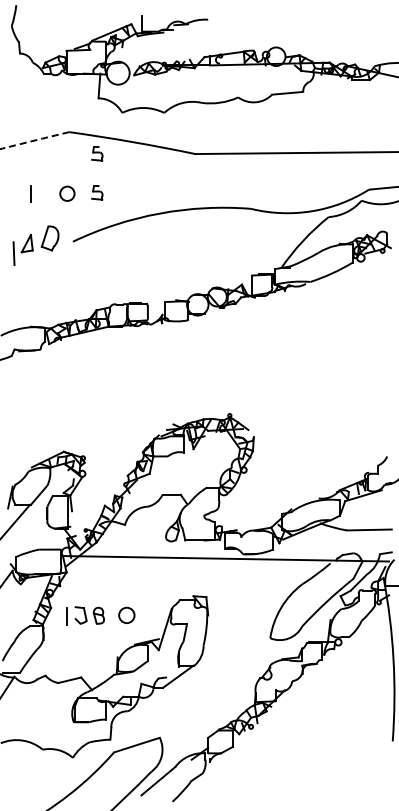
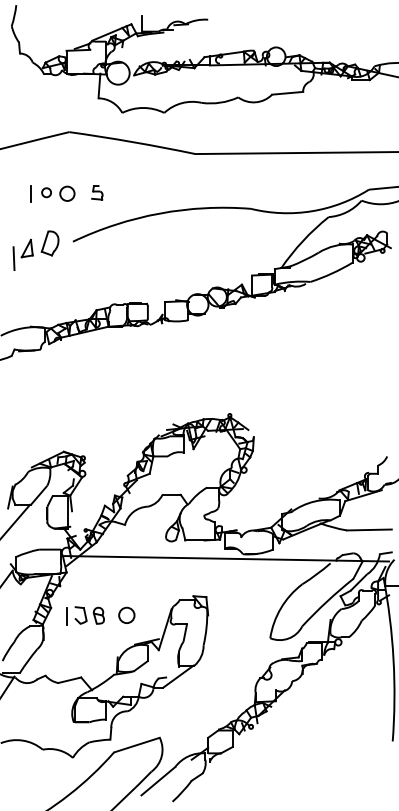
arc: dashed -> solid (33, 140)
part: present -> none (97, 153)
circle: none -> present (46, 192)
part position: (35, 245) -> (35, 250) (35, 250)
